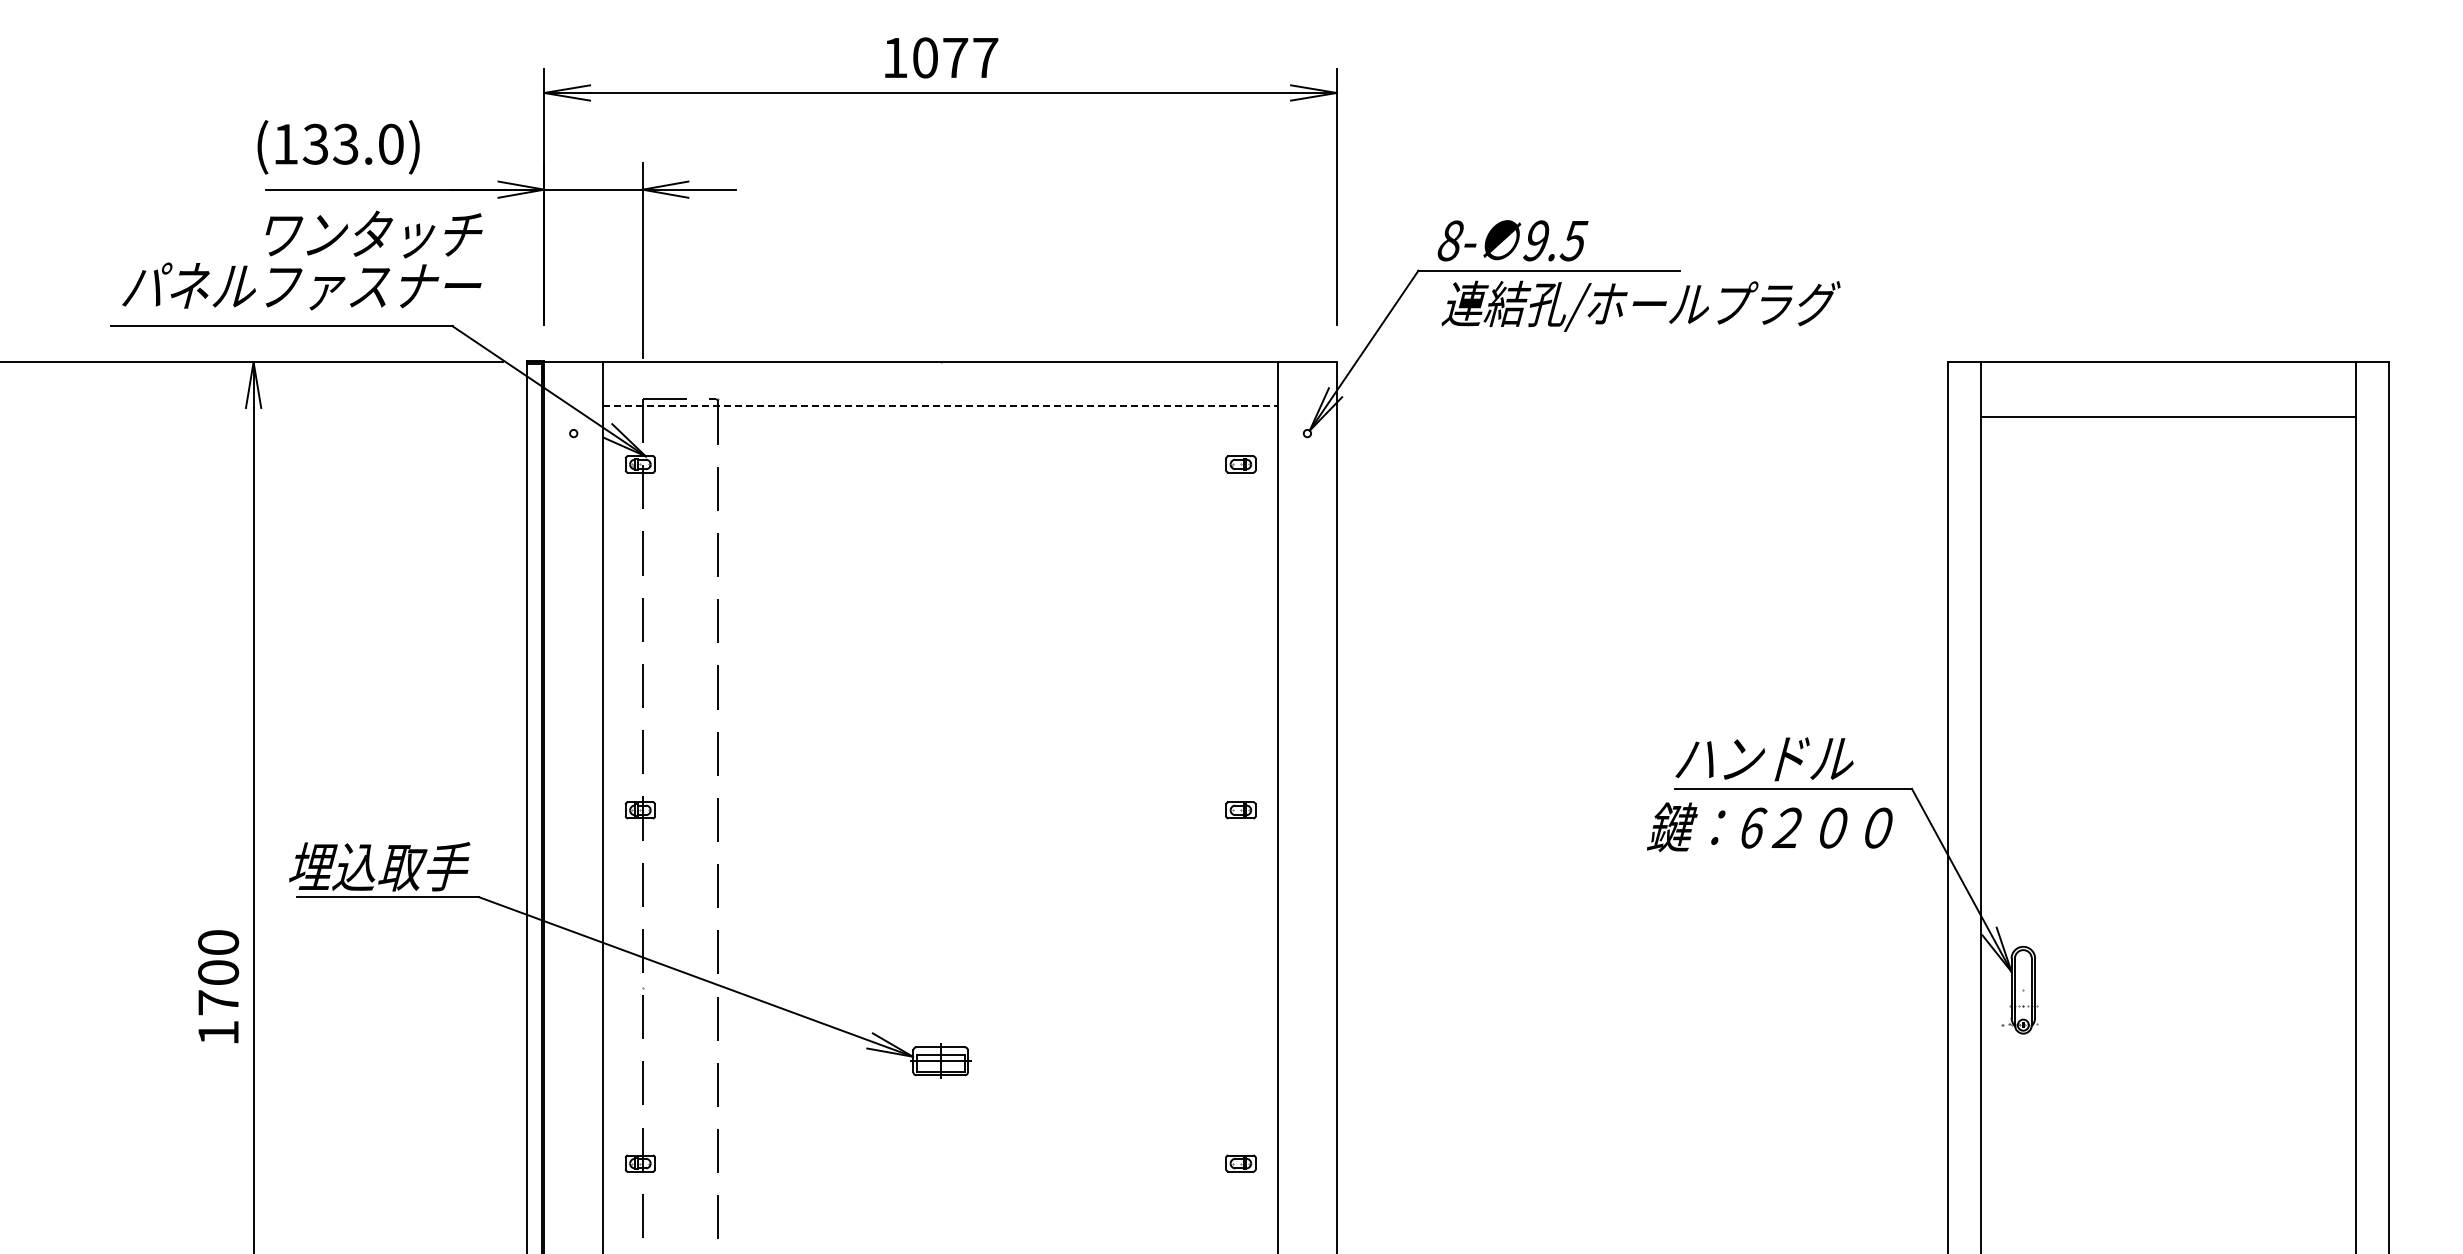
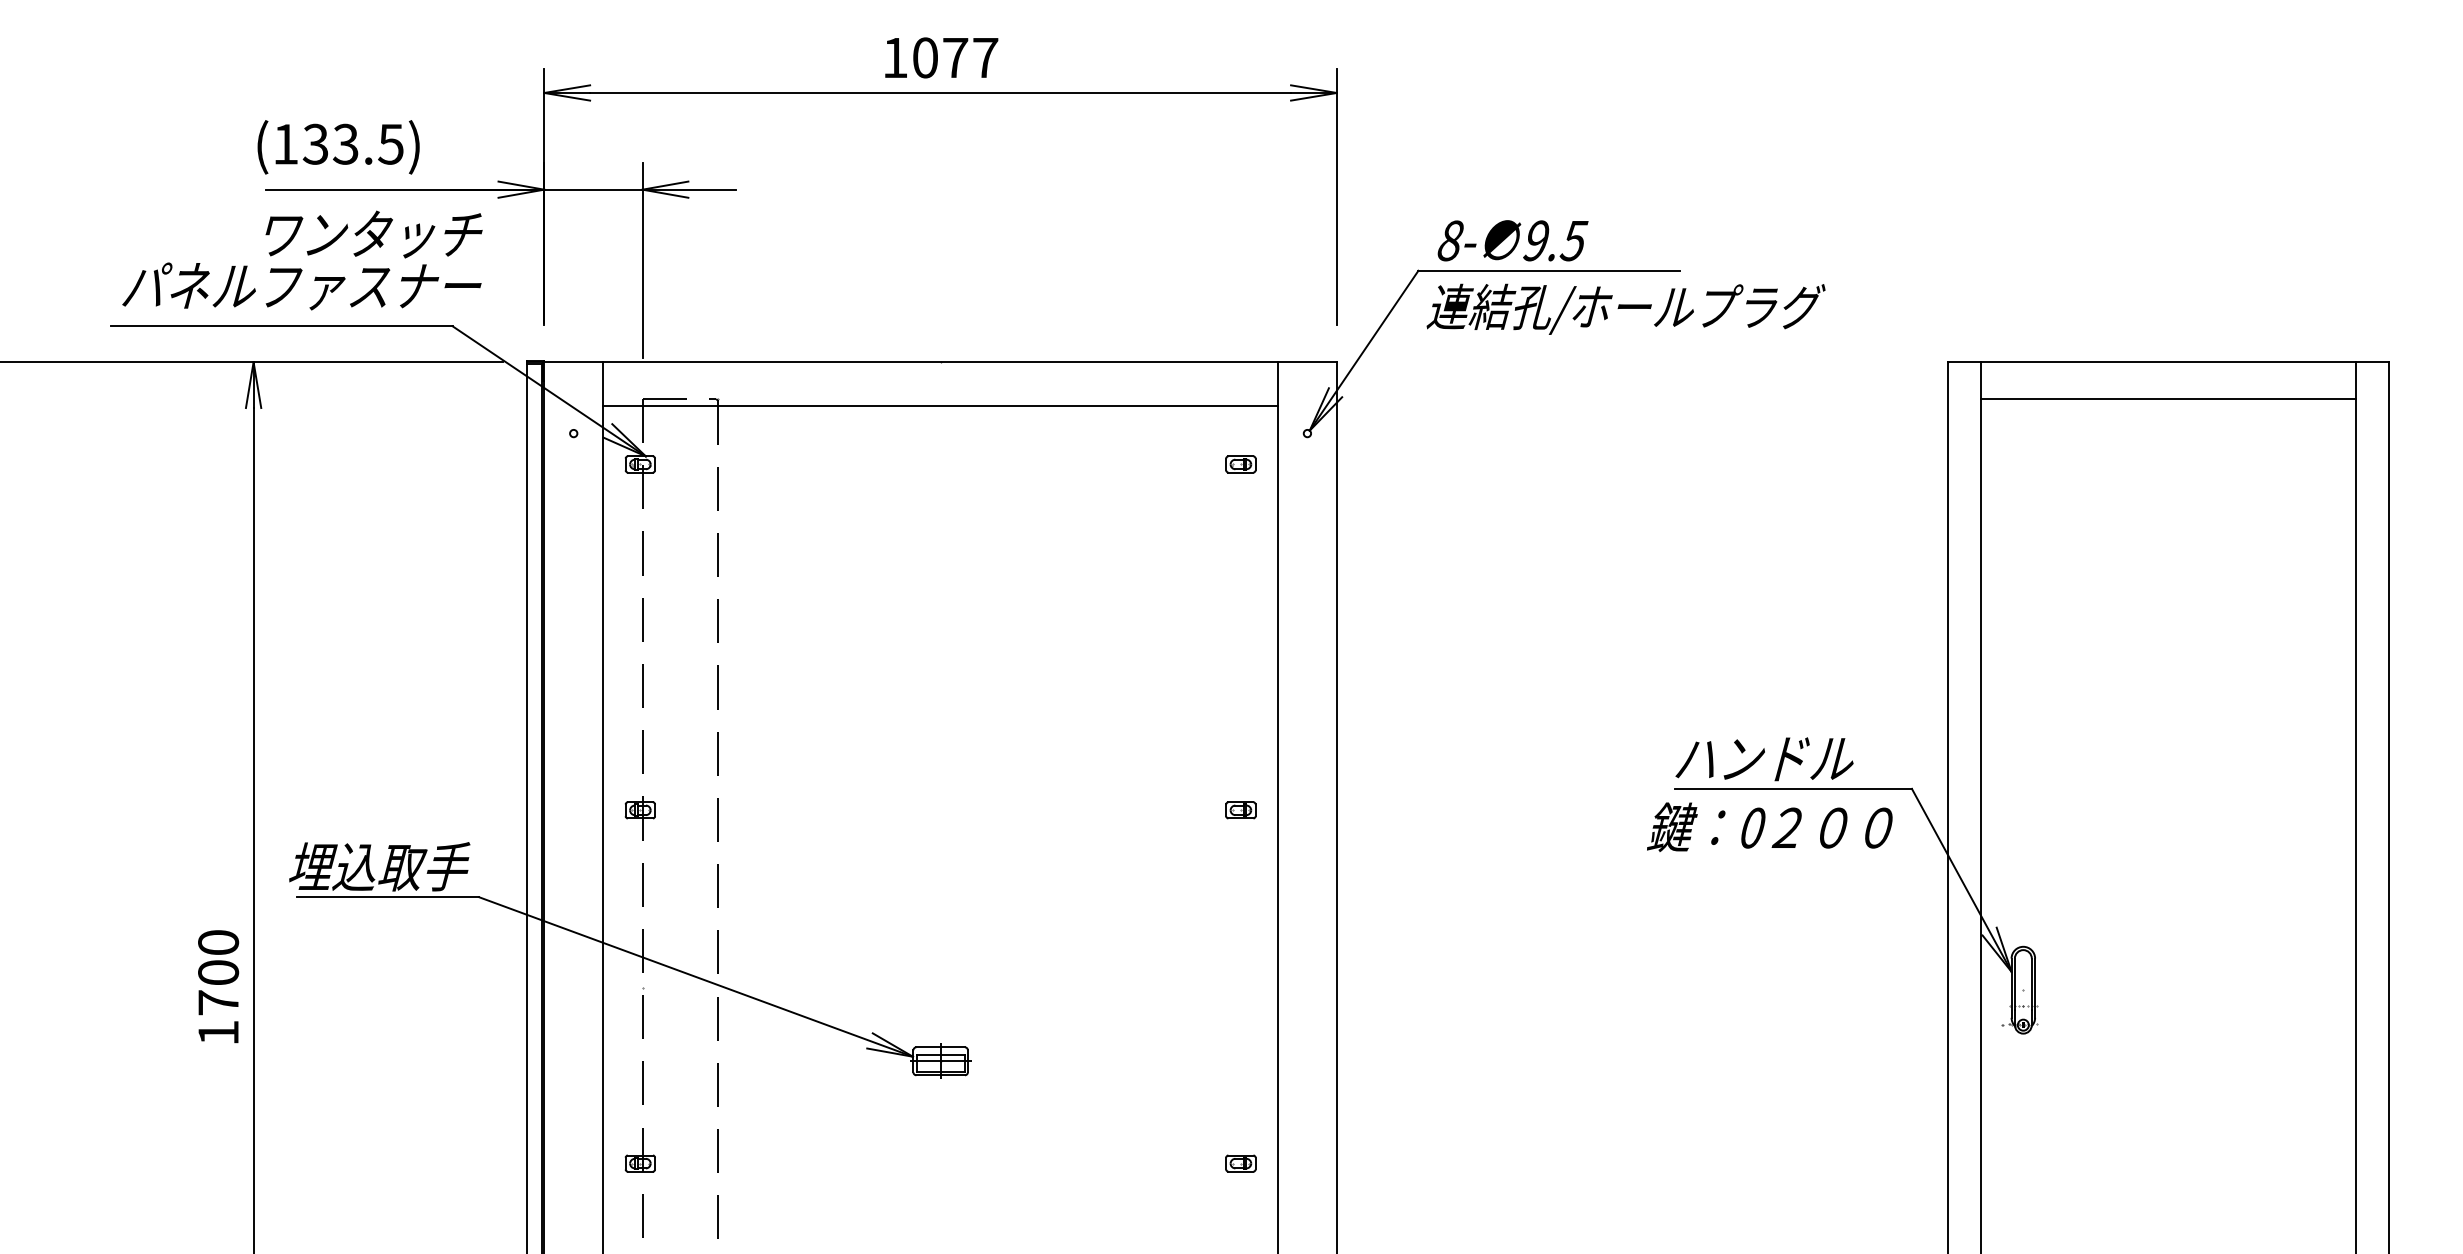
text: (133.0) -> (133.5) (390, 143)
text position: (1640, 305) -> (1625, 308) (1625, 308)
line: dashed -> solid (941, 406)
line position: (2167, 416) -> (2167, 398) (2167, 398)
text: 6 -> 0 (1754, 827)
